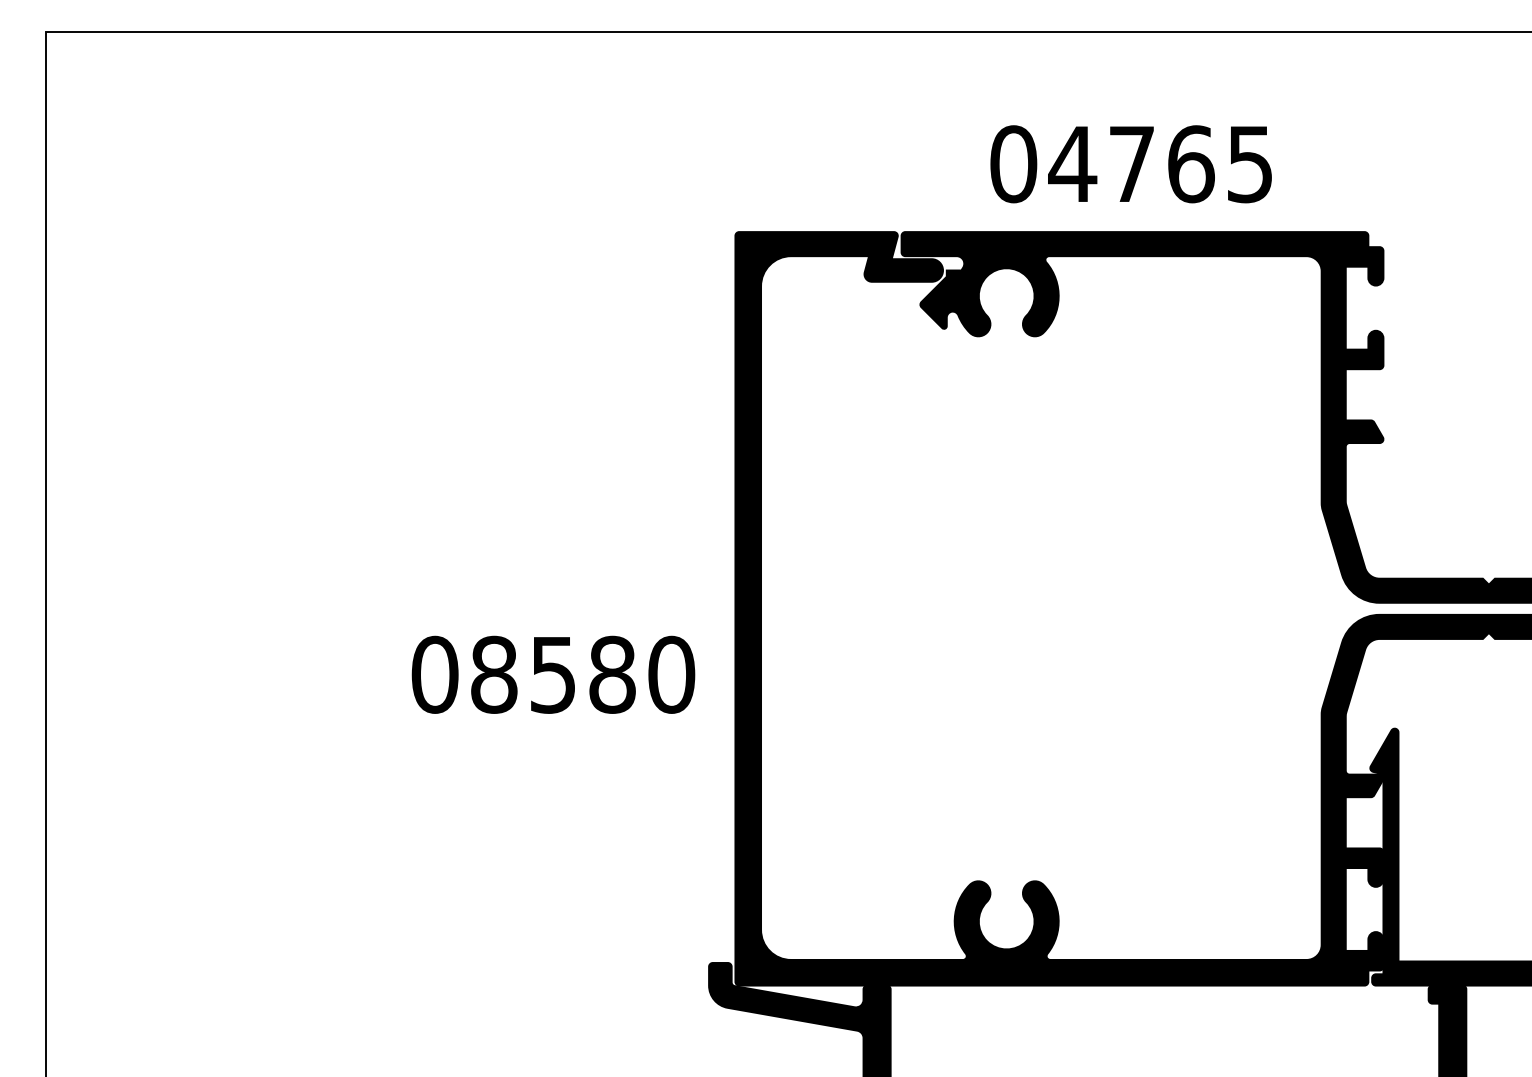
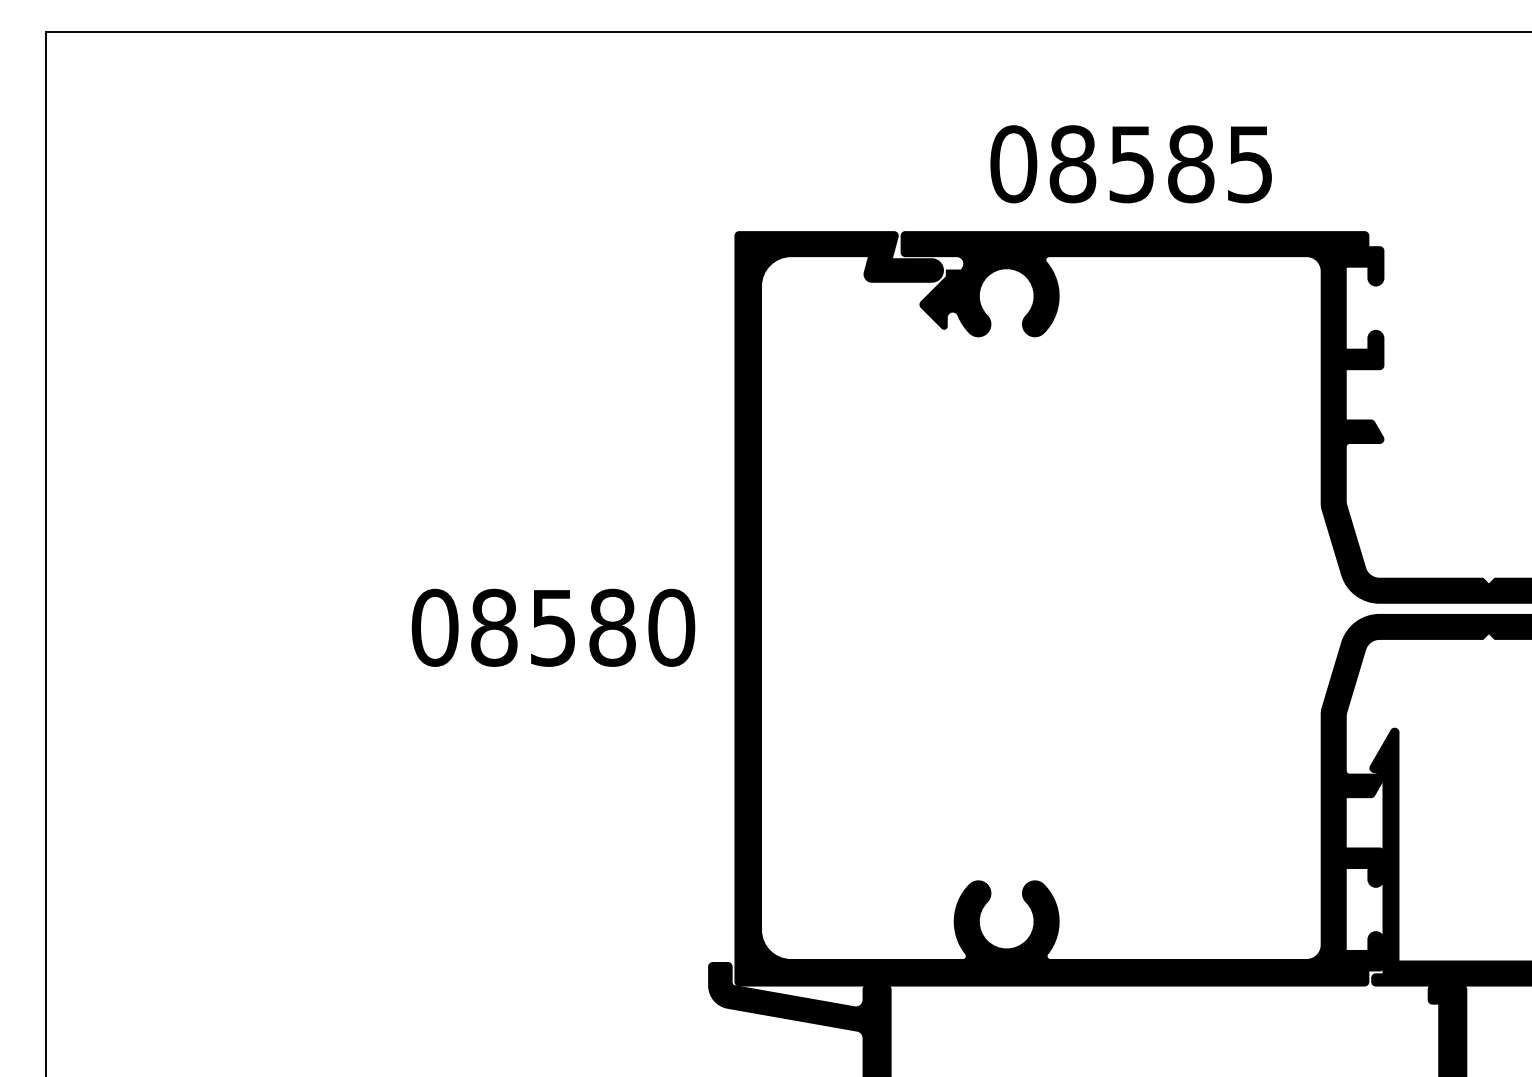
text: 04765 -> 08585 (1131, 164)
text position: (553, 674) -> (553, 627) (553, 627)
